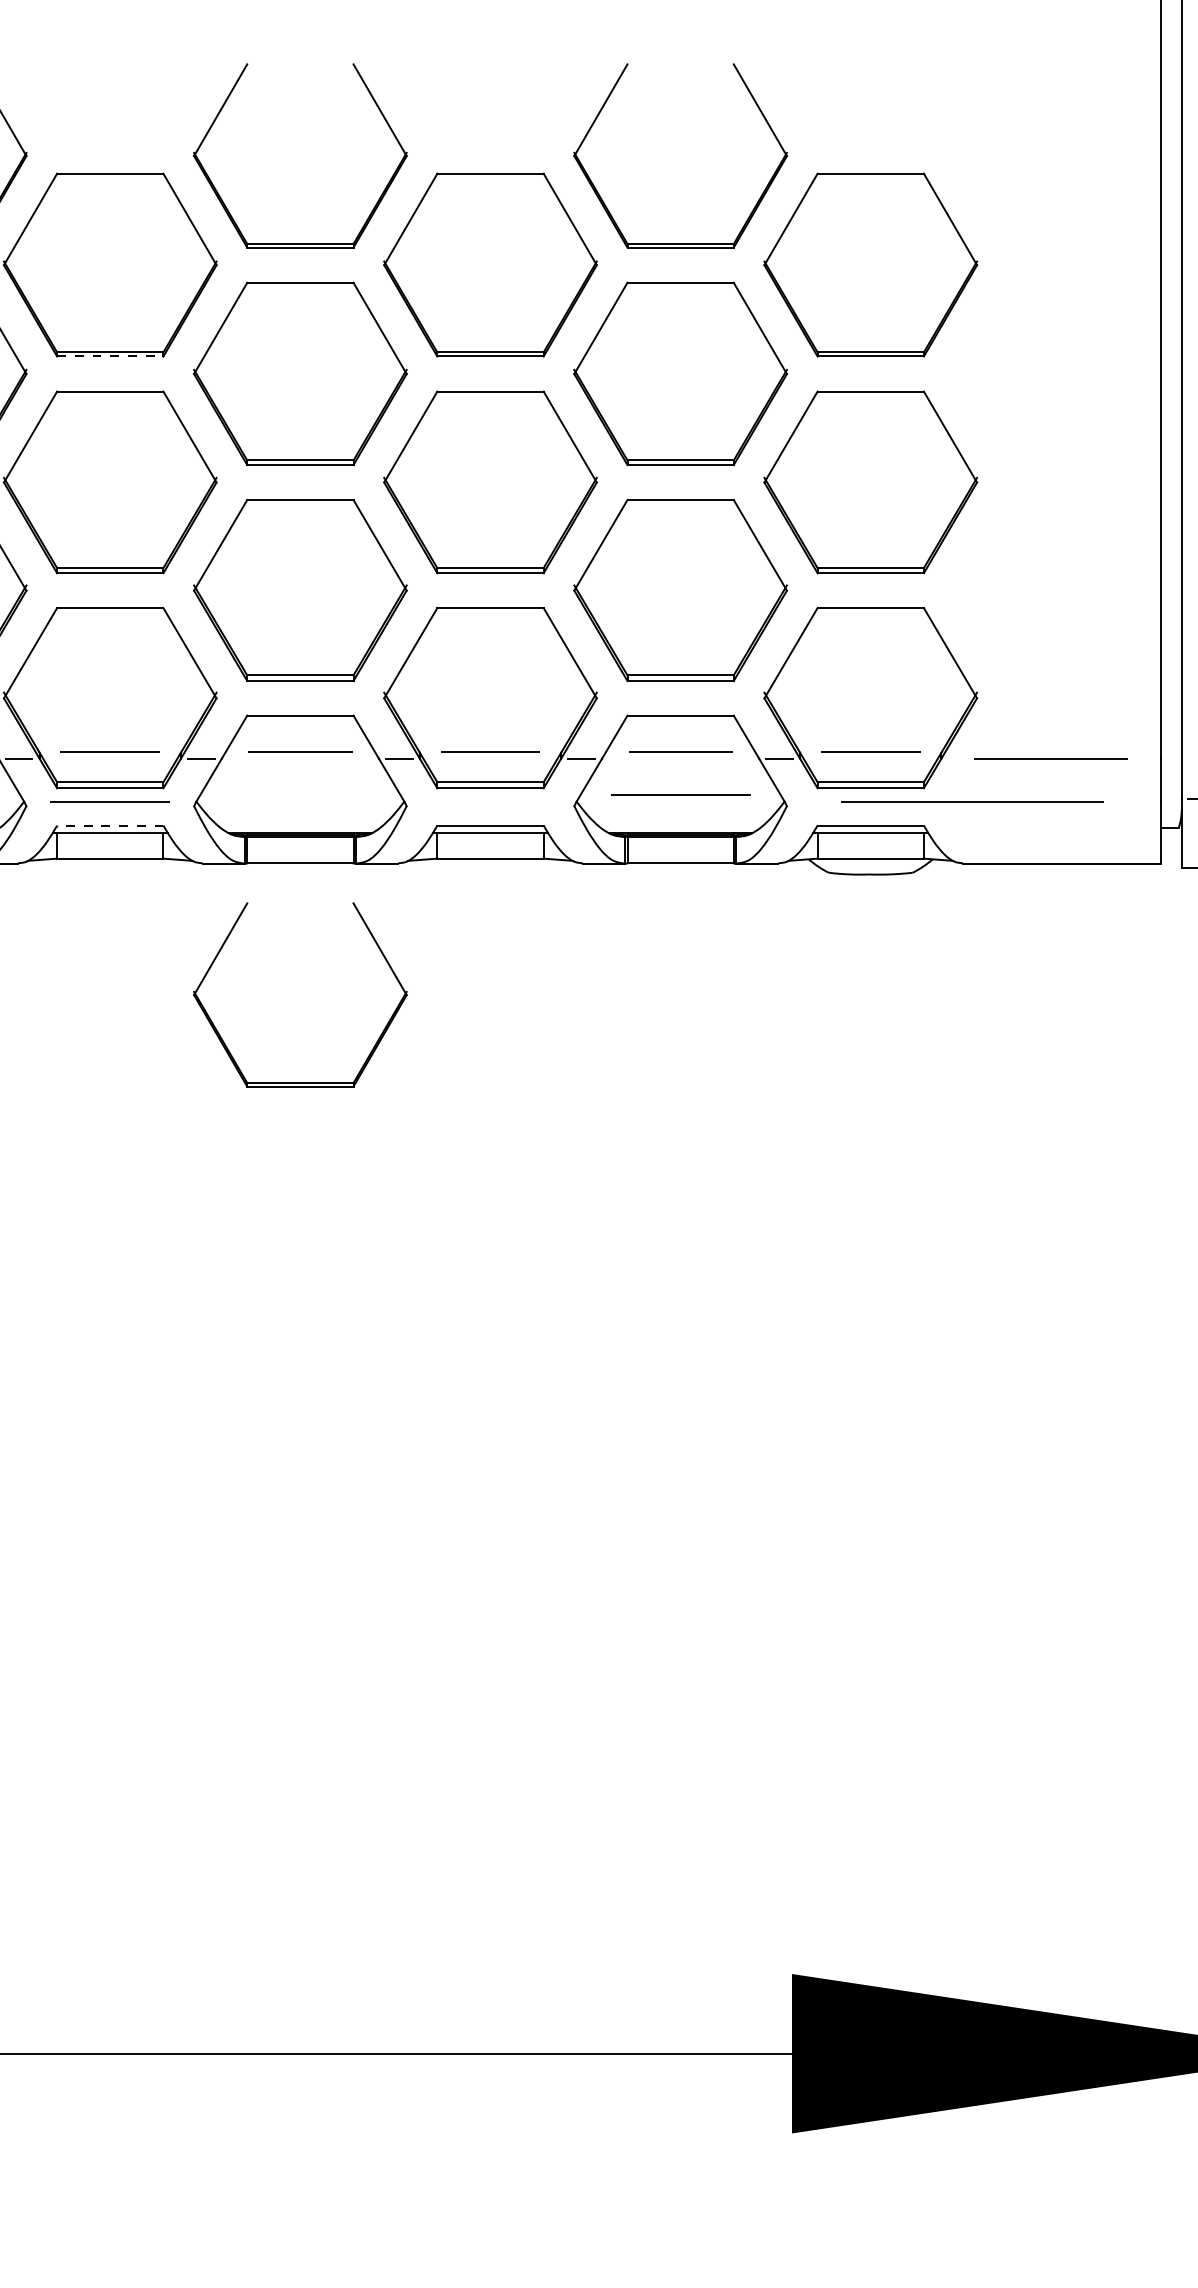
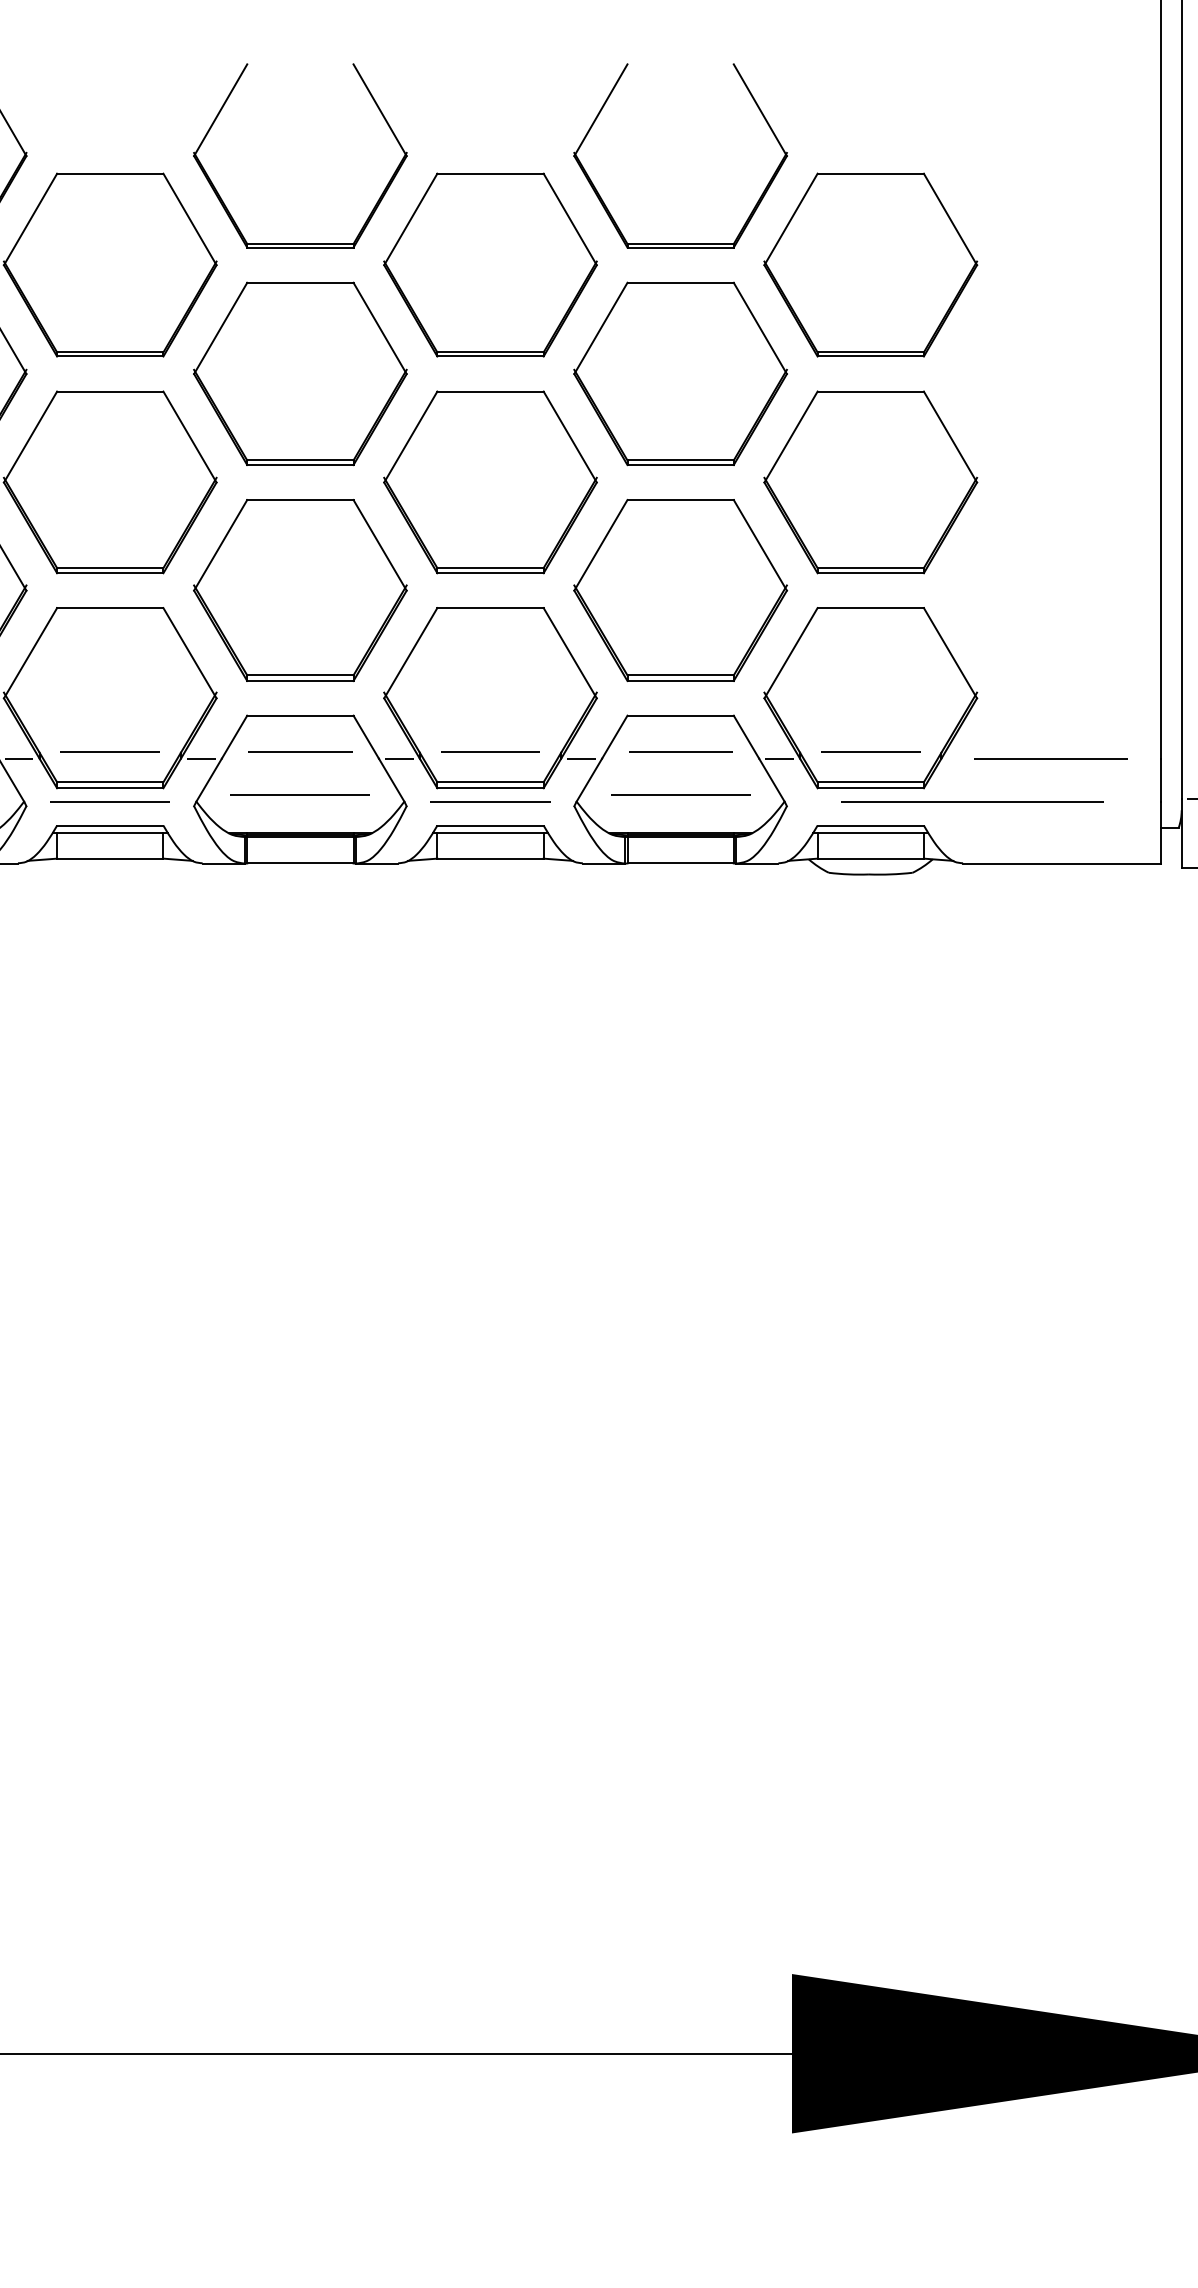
line: dashed -> solid (110, 356)
line: none -> present (300, 794)
line: none -> present (490, 801)
line: dashed -> solid (109, 825)
part: present -> none (300, 1082)
